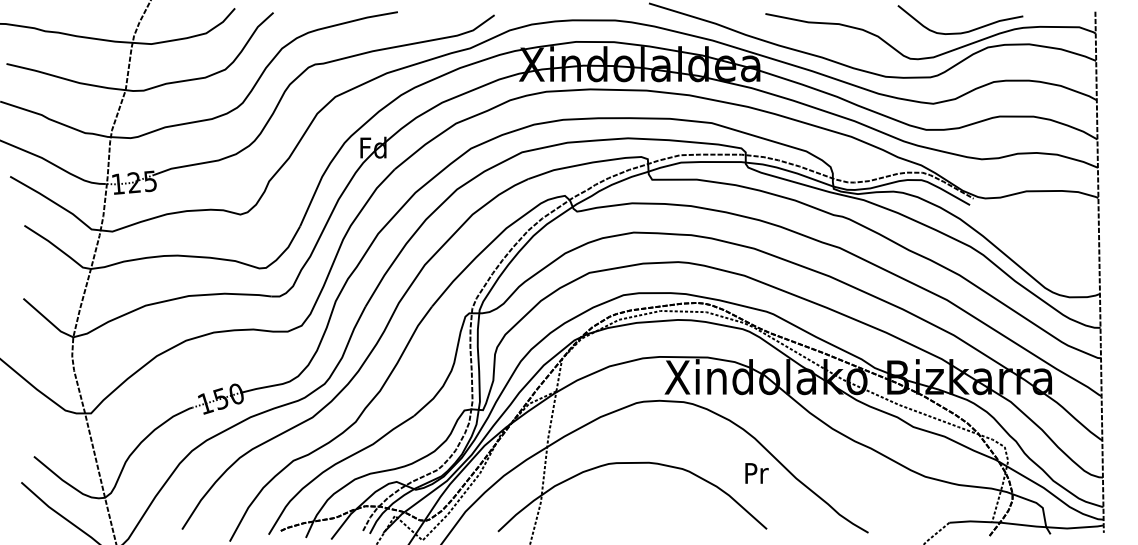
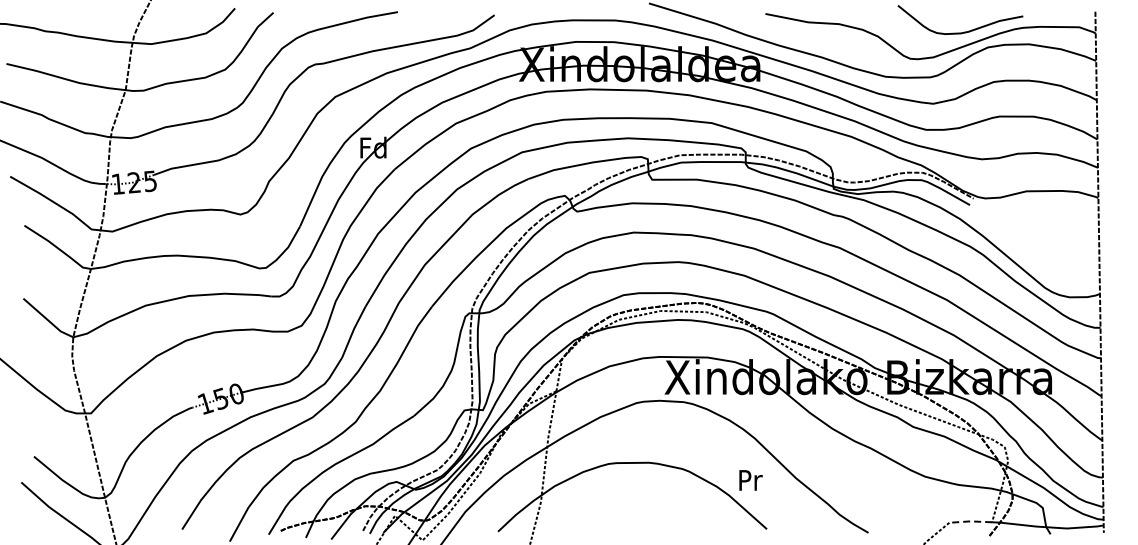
text position: (756, 473) -> (750, 480) (750, 480)
line: solid -> dashed (970, 521)
